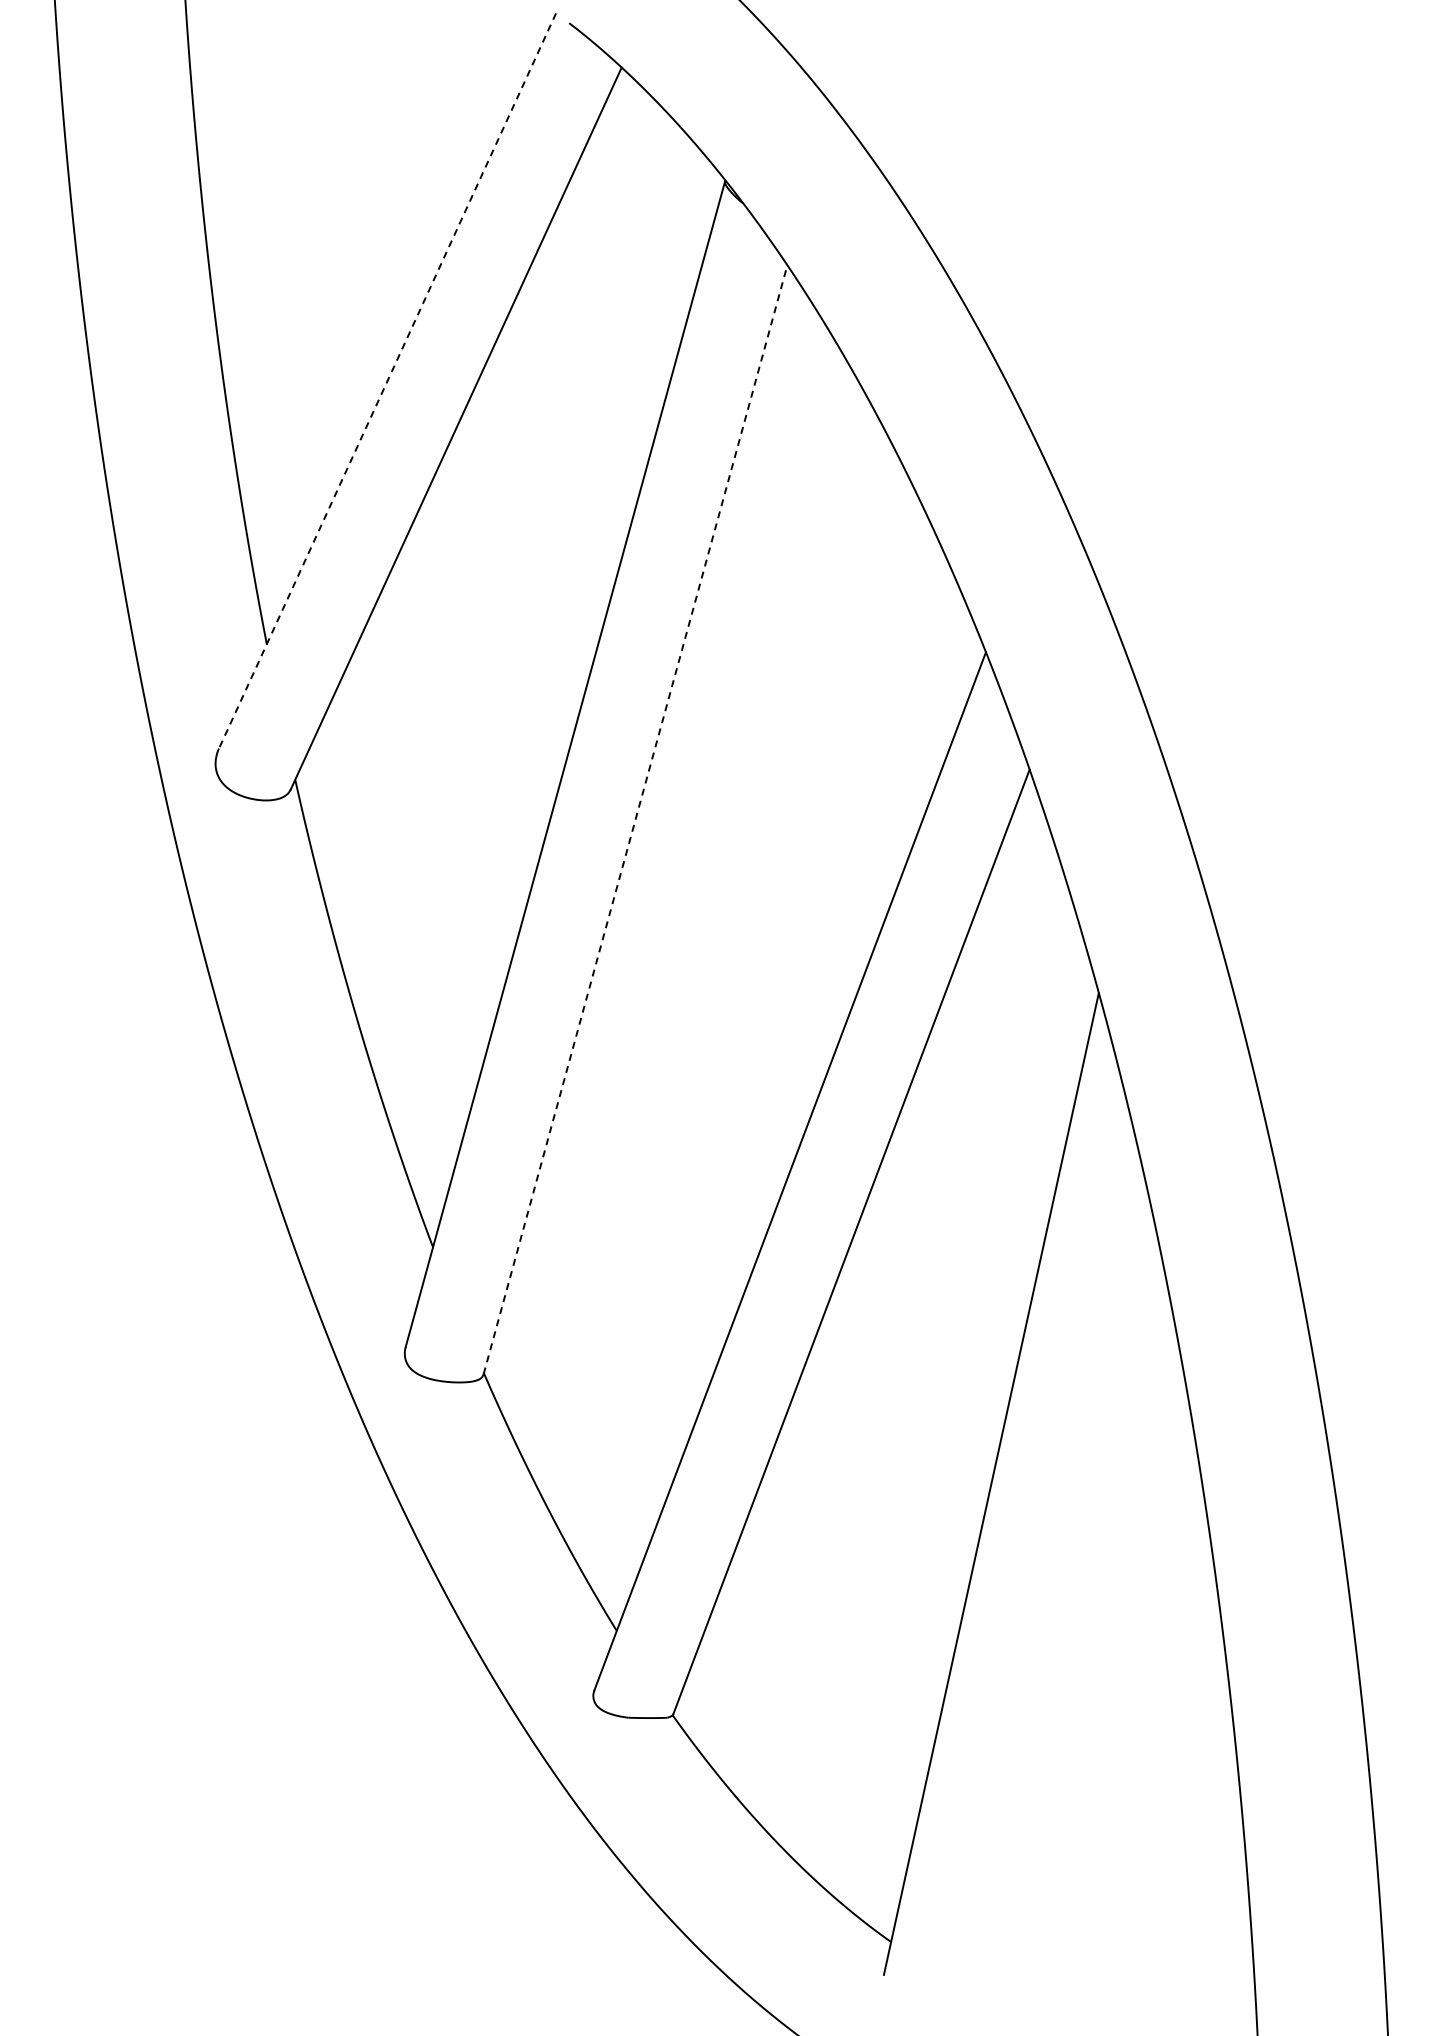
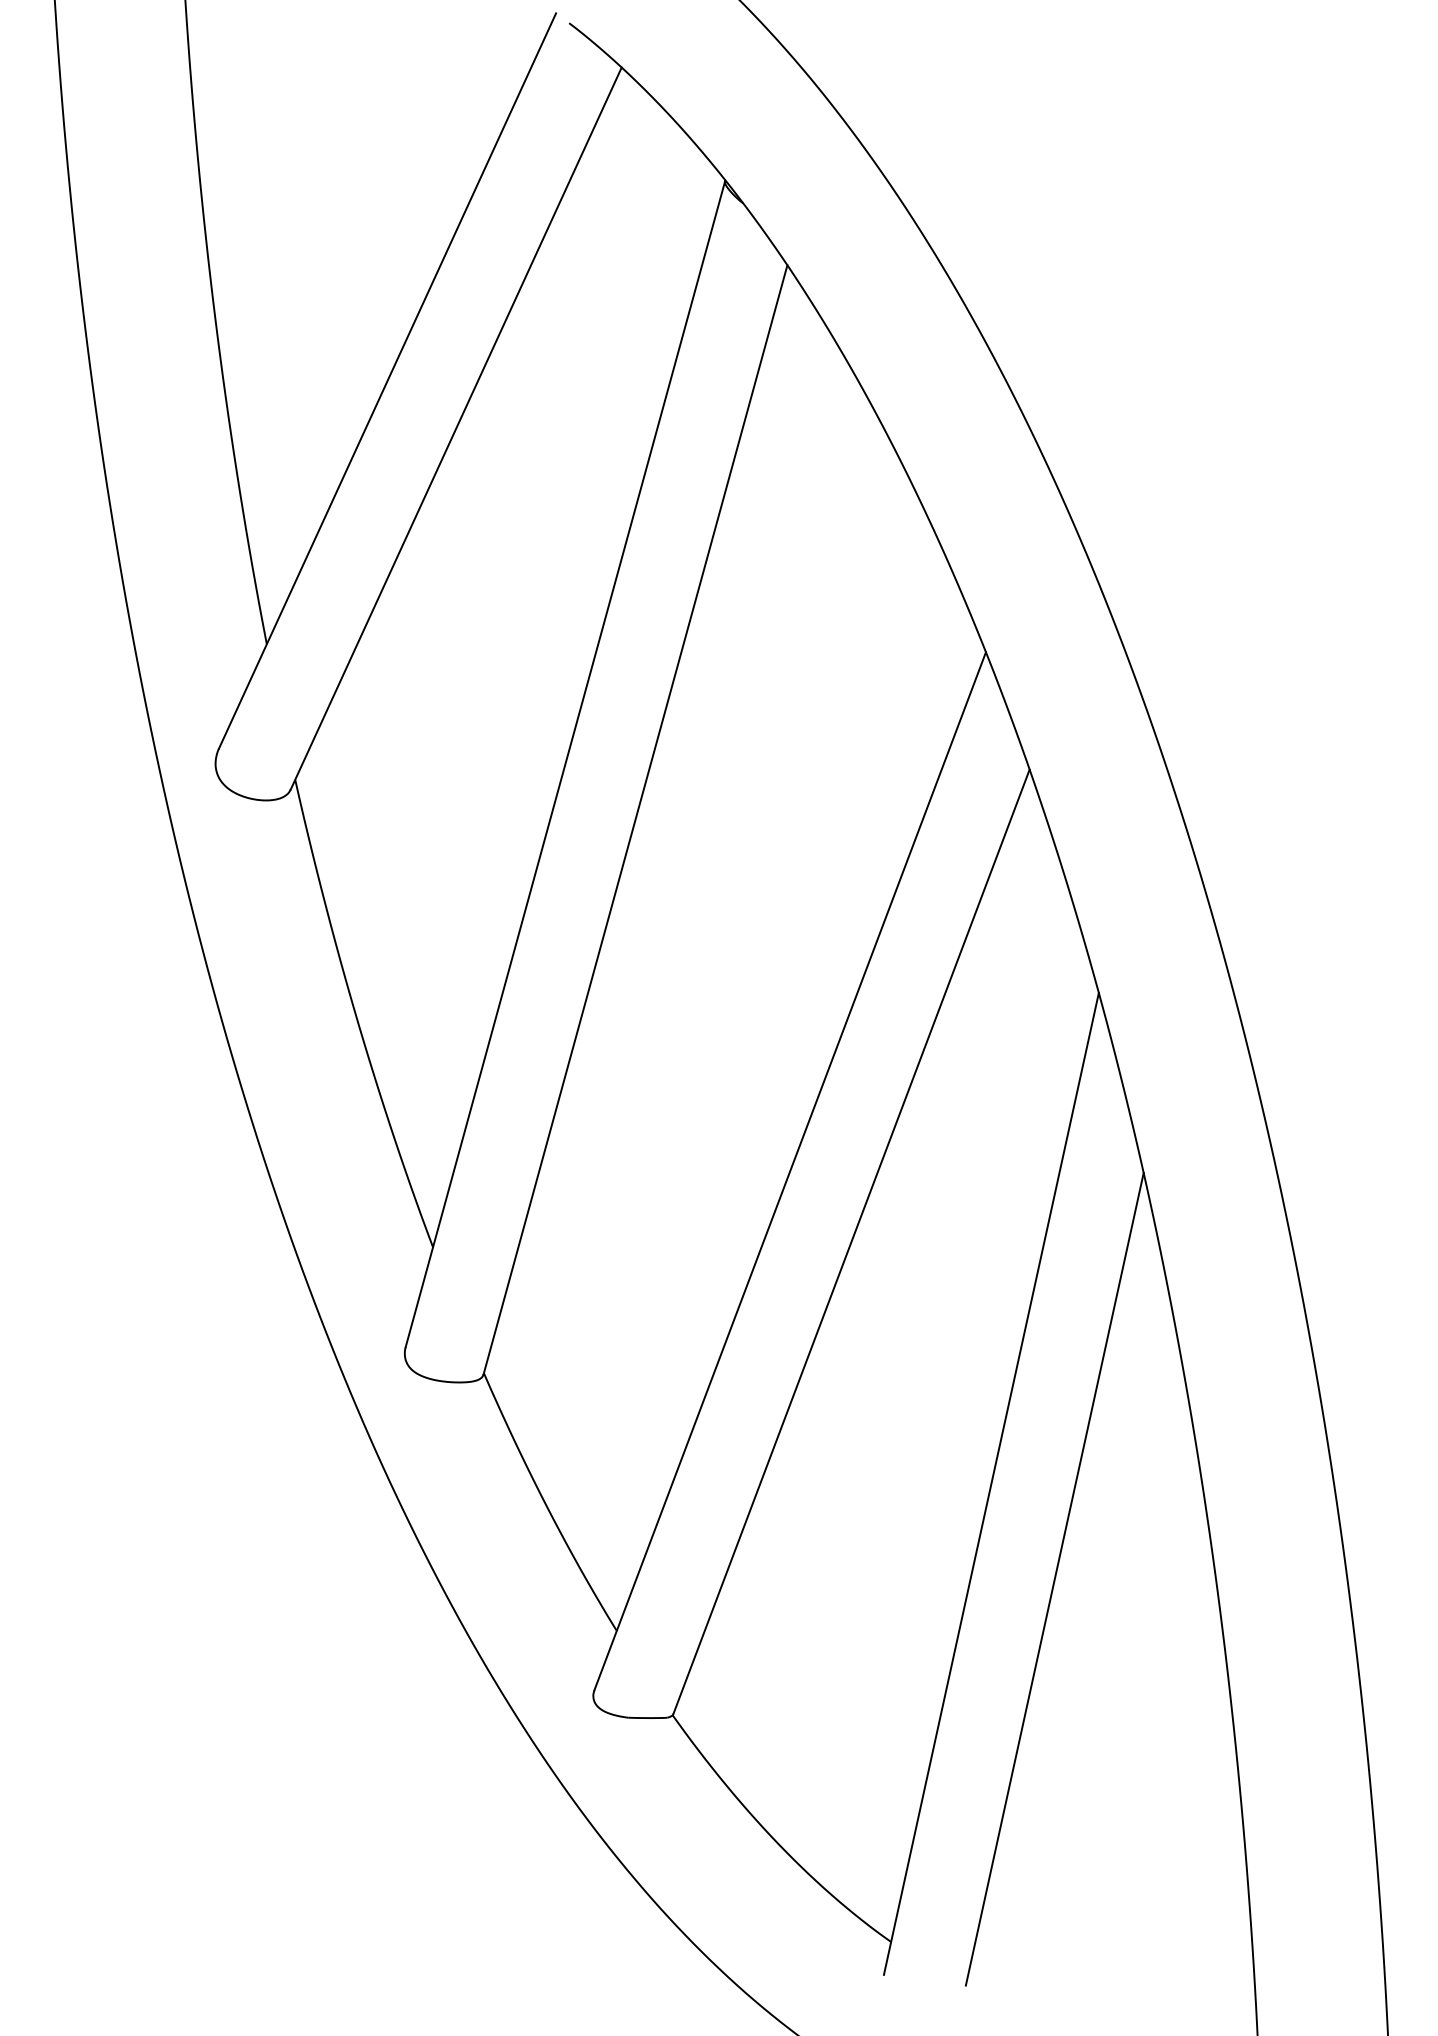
line: dashed -> solid (387, 381)
line: dashed -> solid (635, 819)
line: none -> present (1054, 1578)
